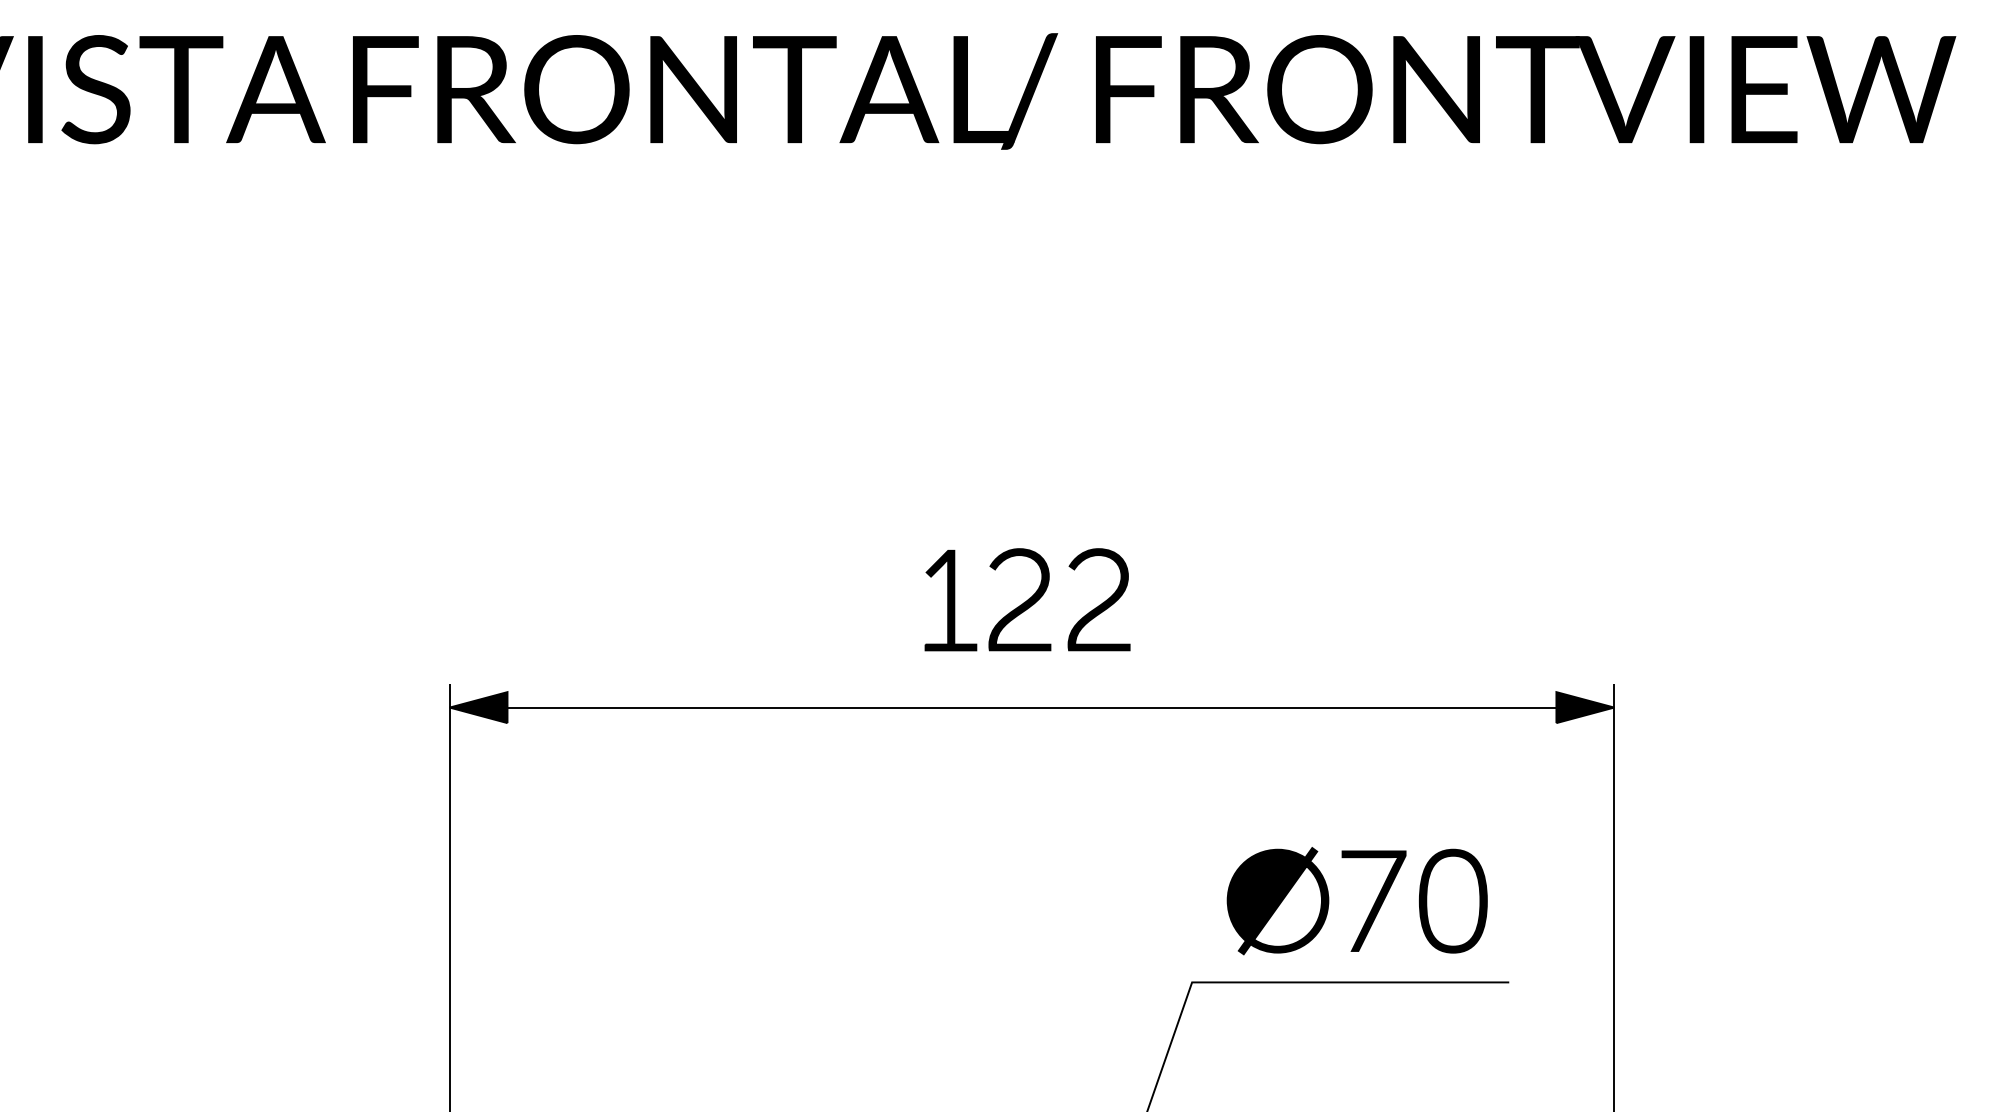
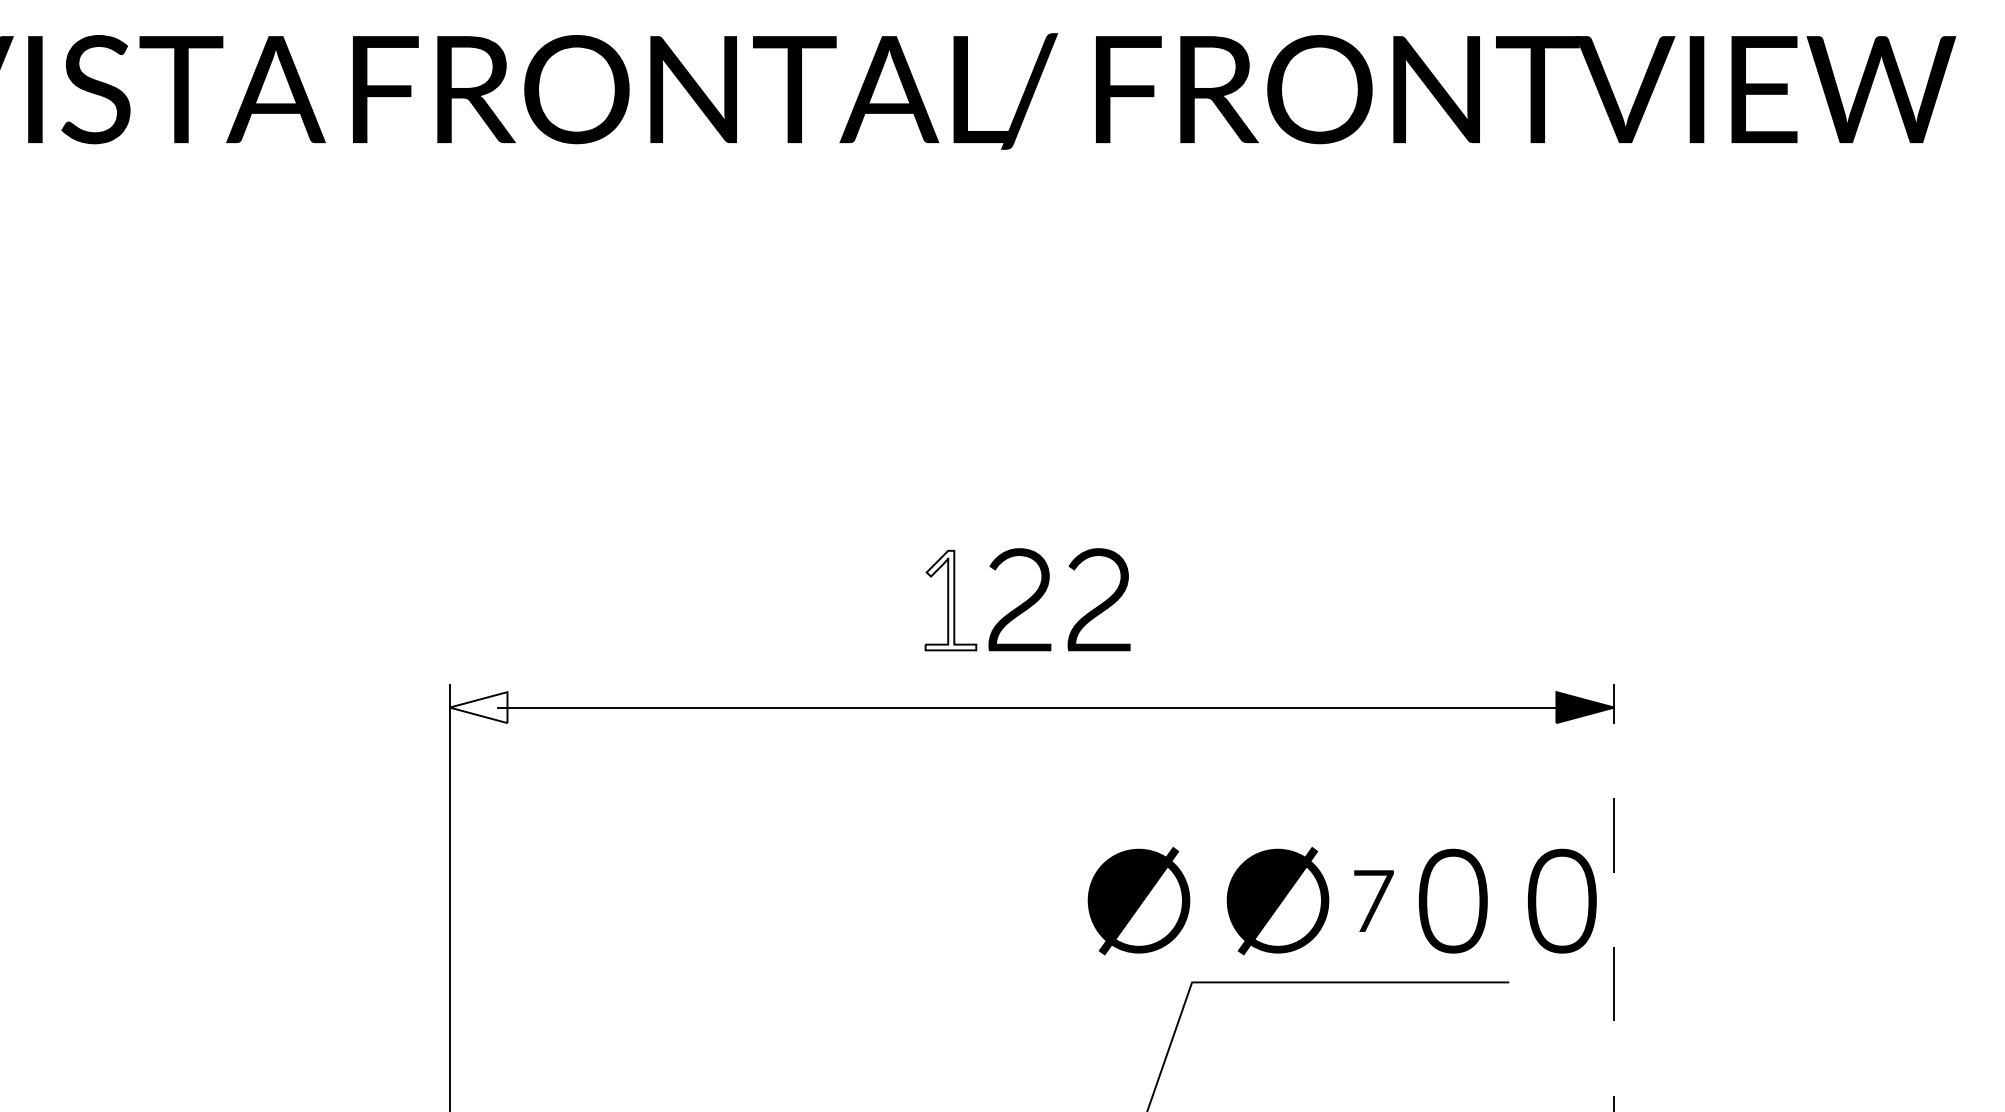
fill: present -> none (950, 600)
fill: present -> none (478, 707)
line: solid -> dashed (1614, 897)
part size: 66x102 px -> 40x62 px (1373, 900)
part: none -> present (1562, 900)
part: none -> present (1138, 901)
